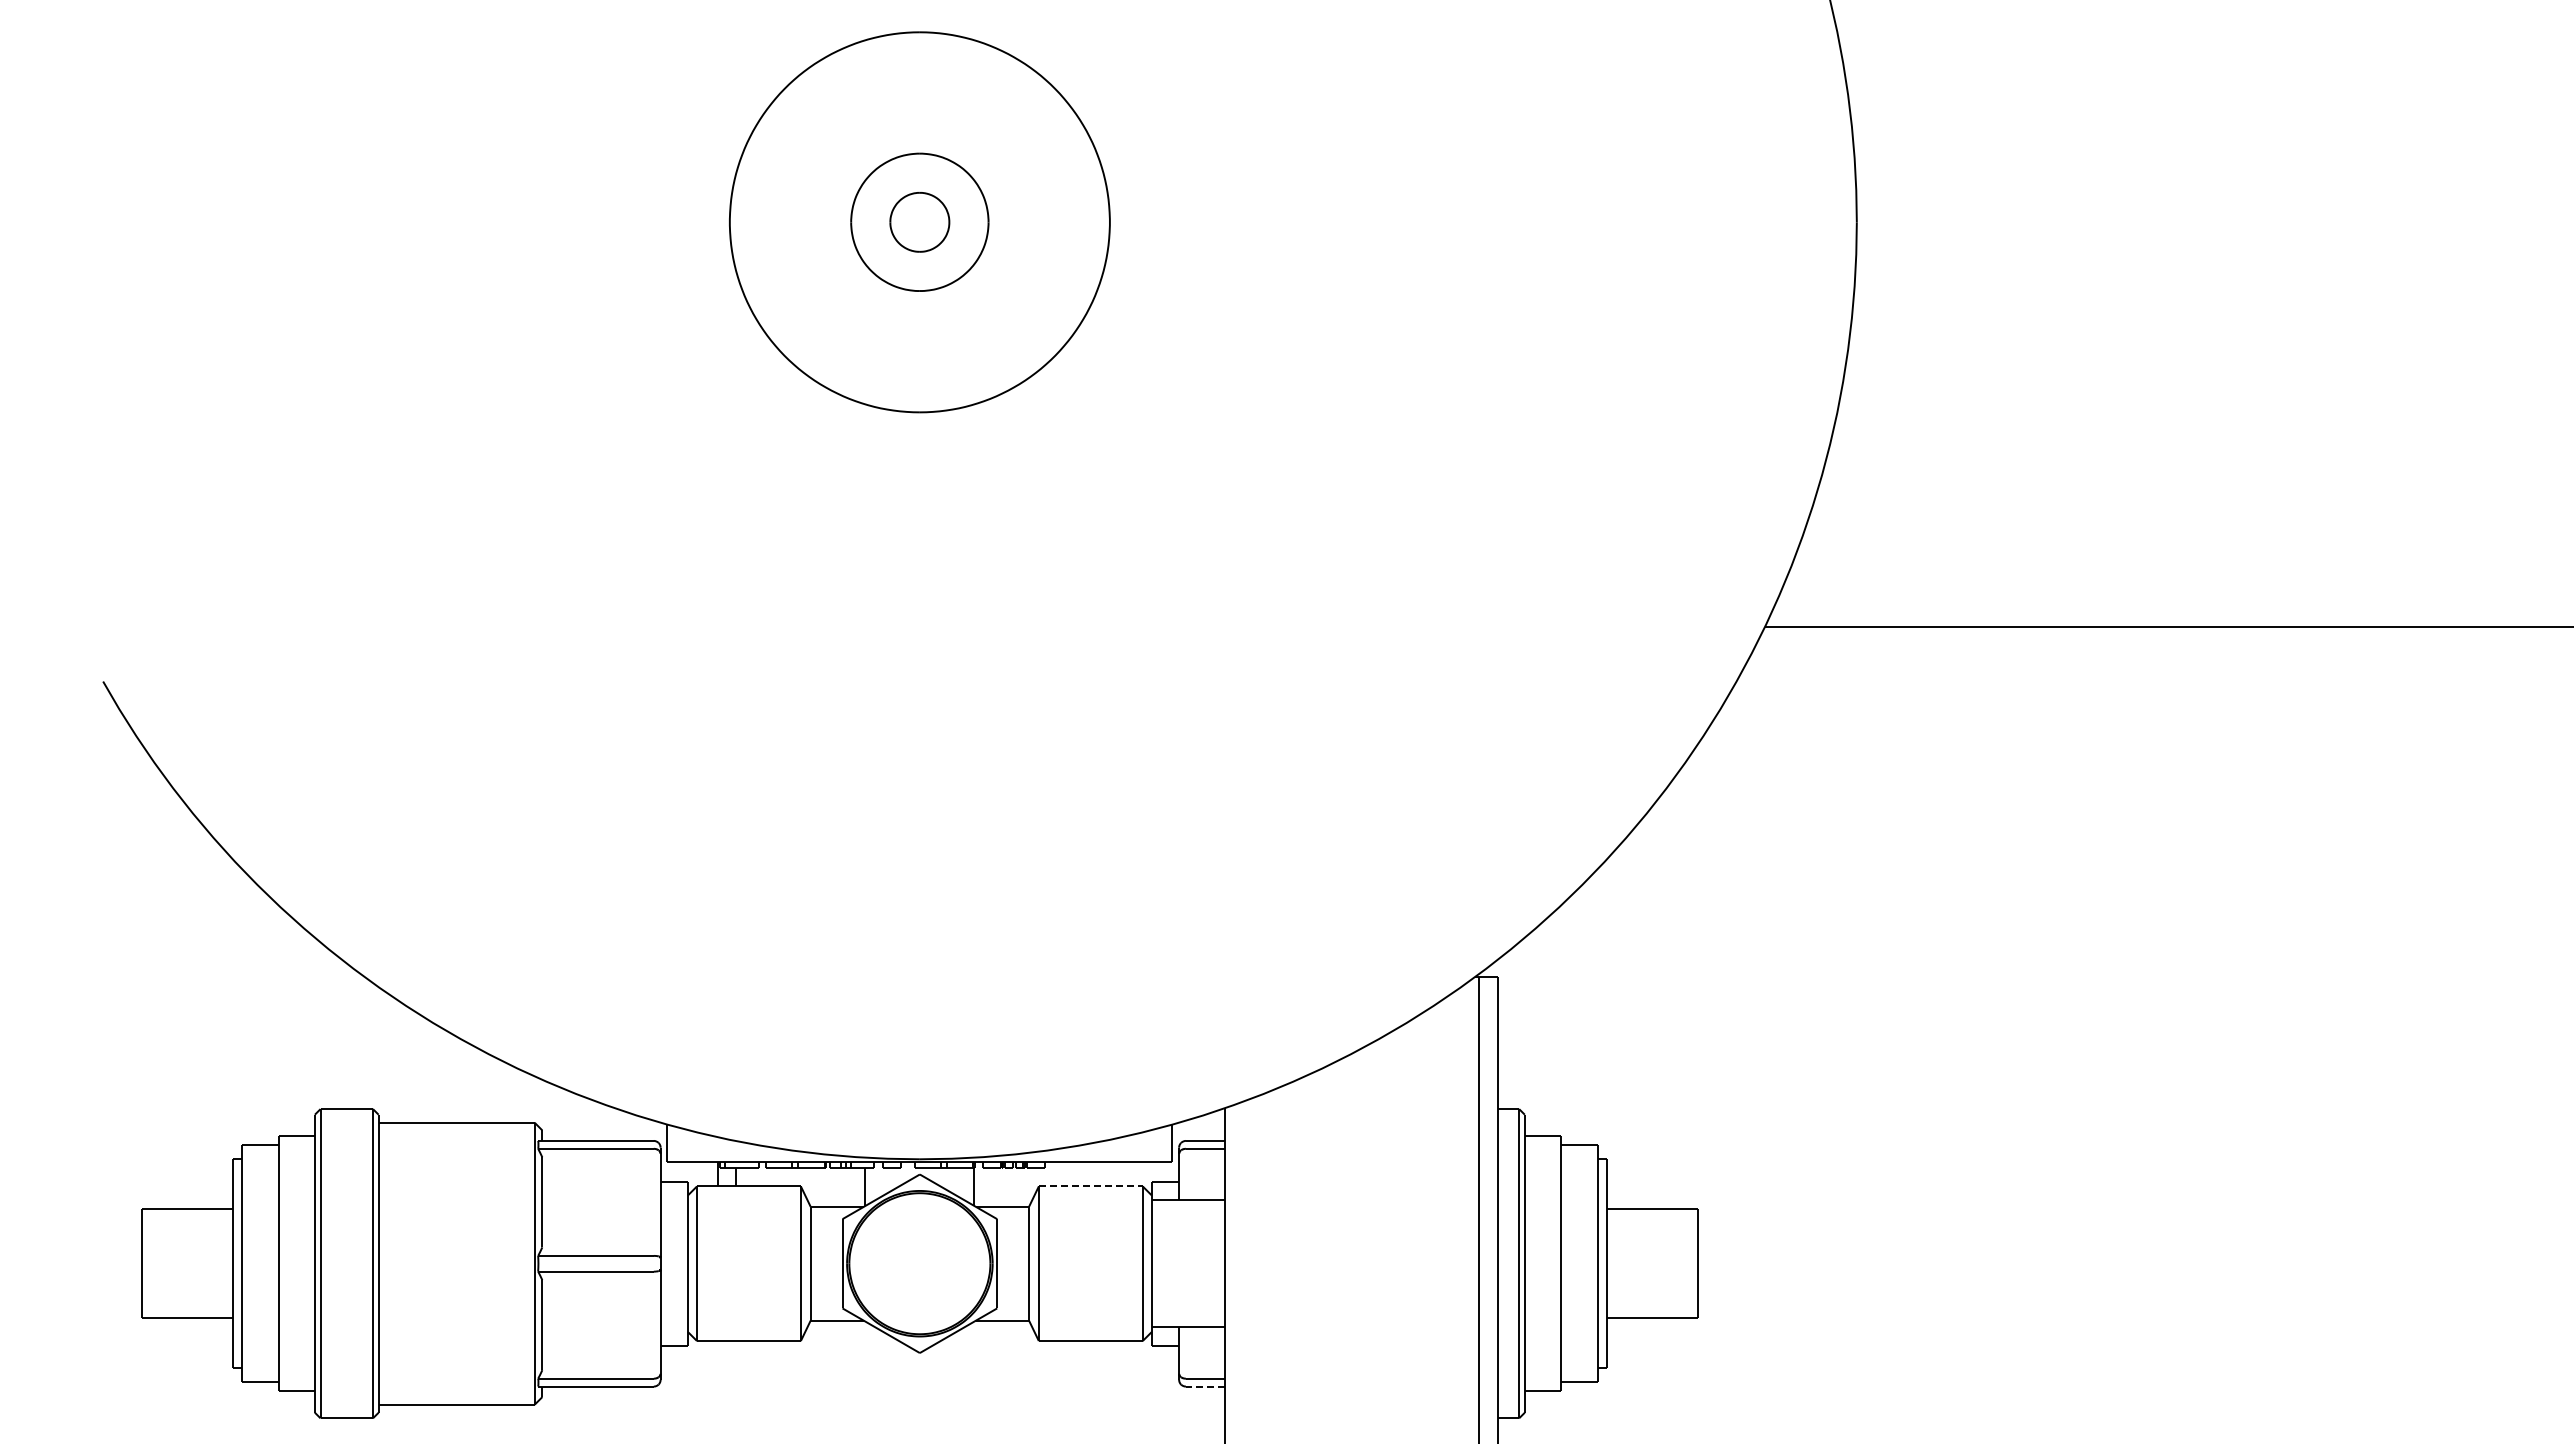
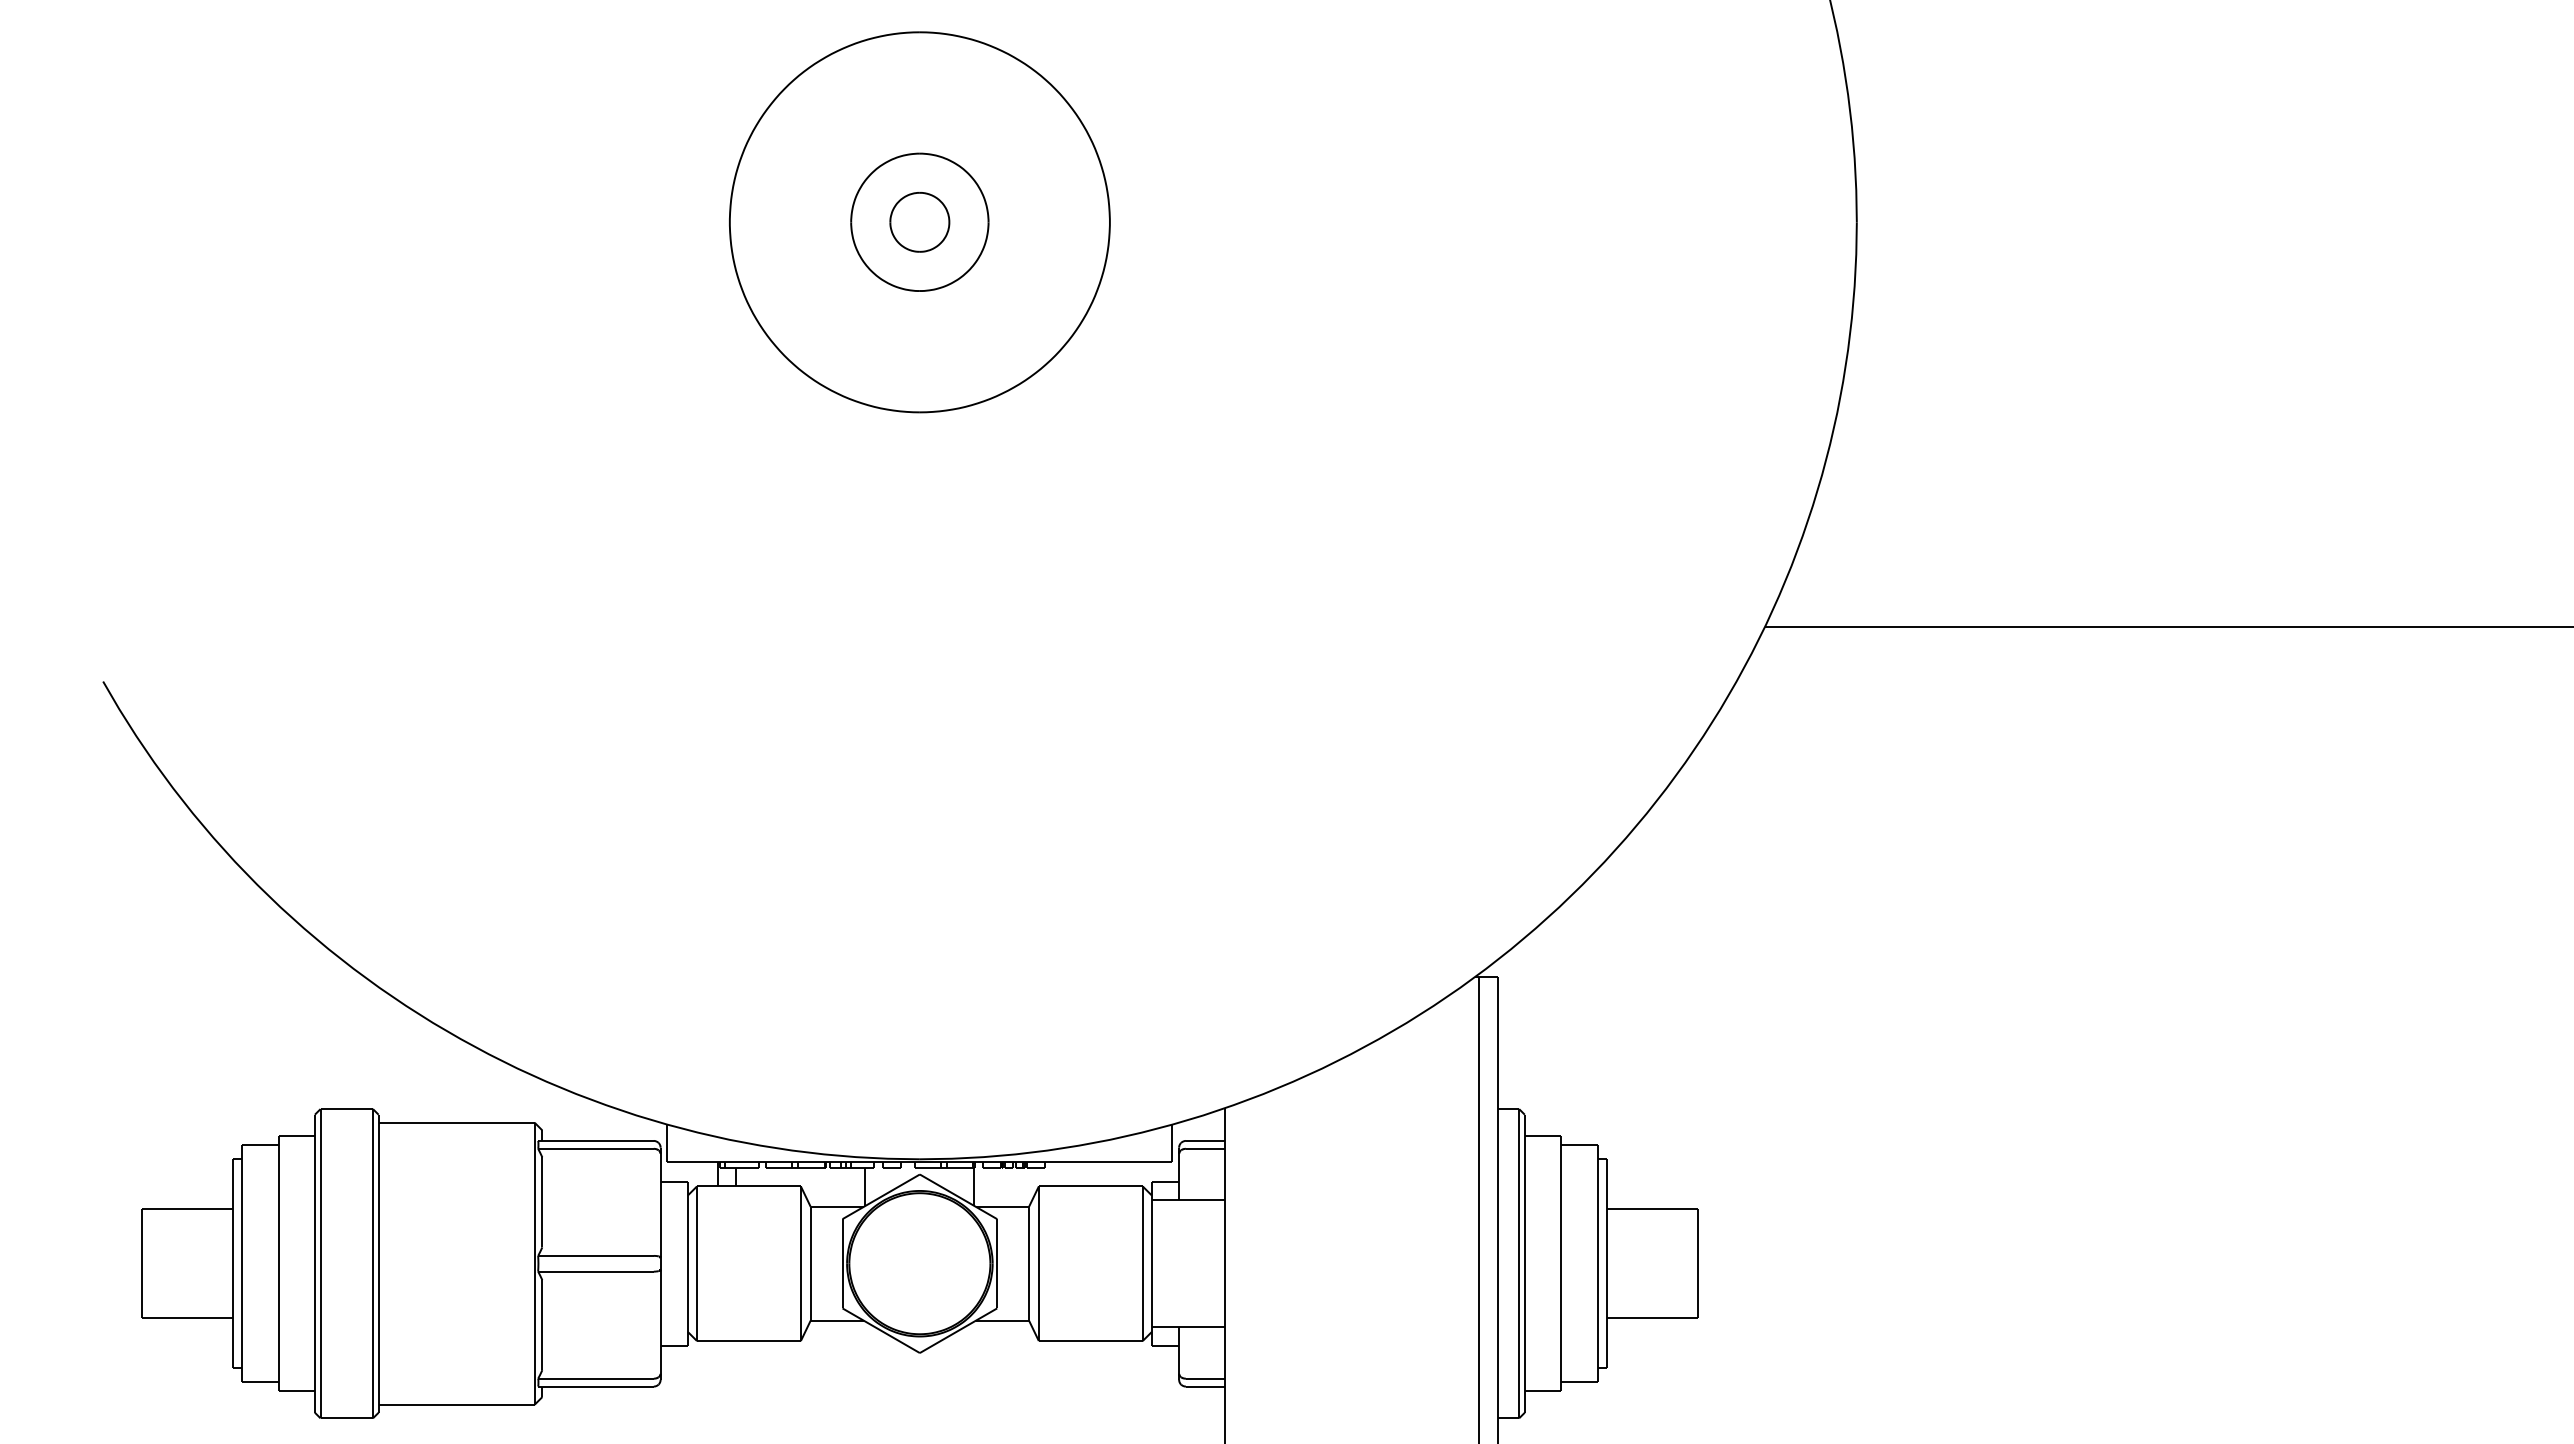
line: dashed -> solid (1090, 1186)
line: dashed -> solid (1204, 1386)
